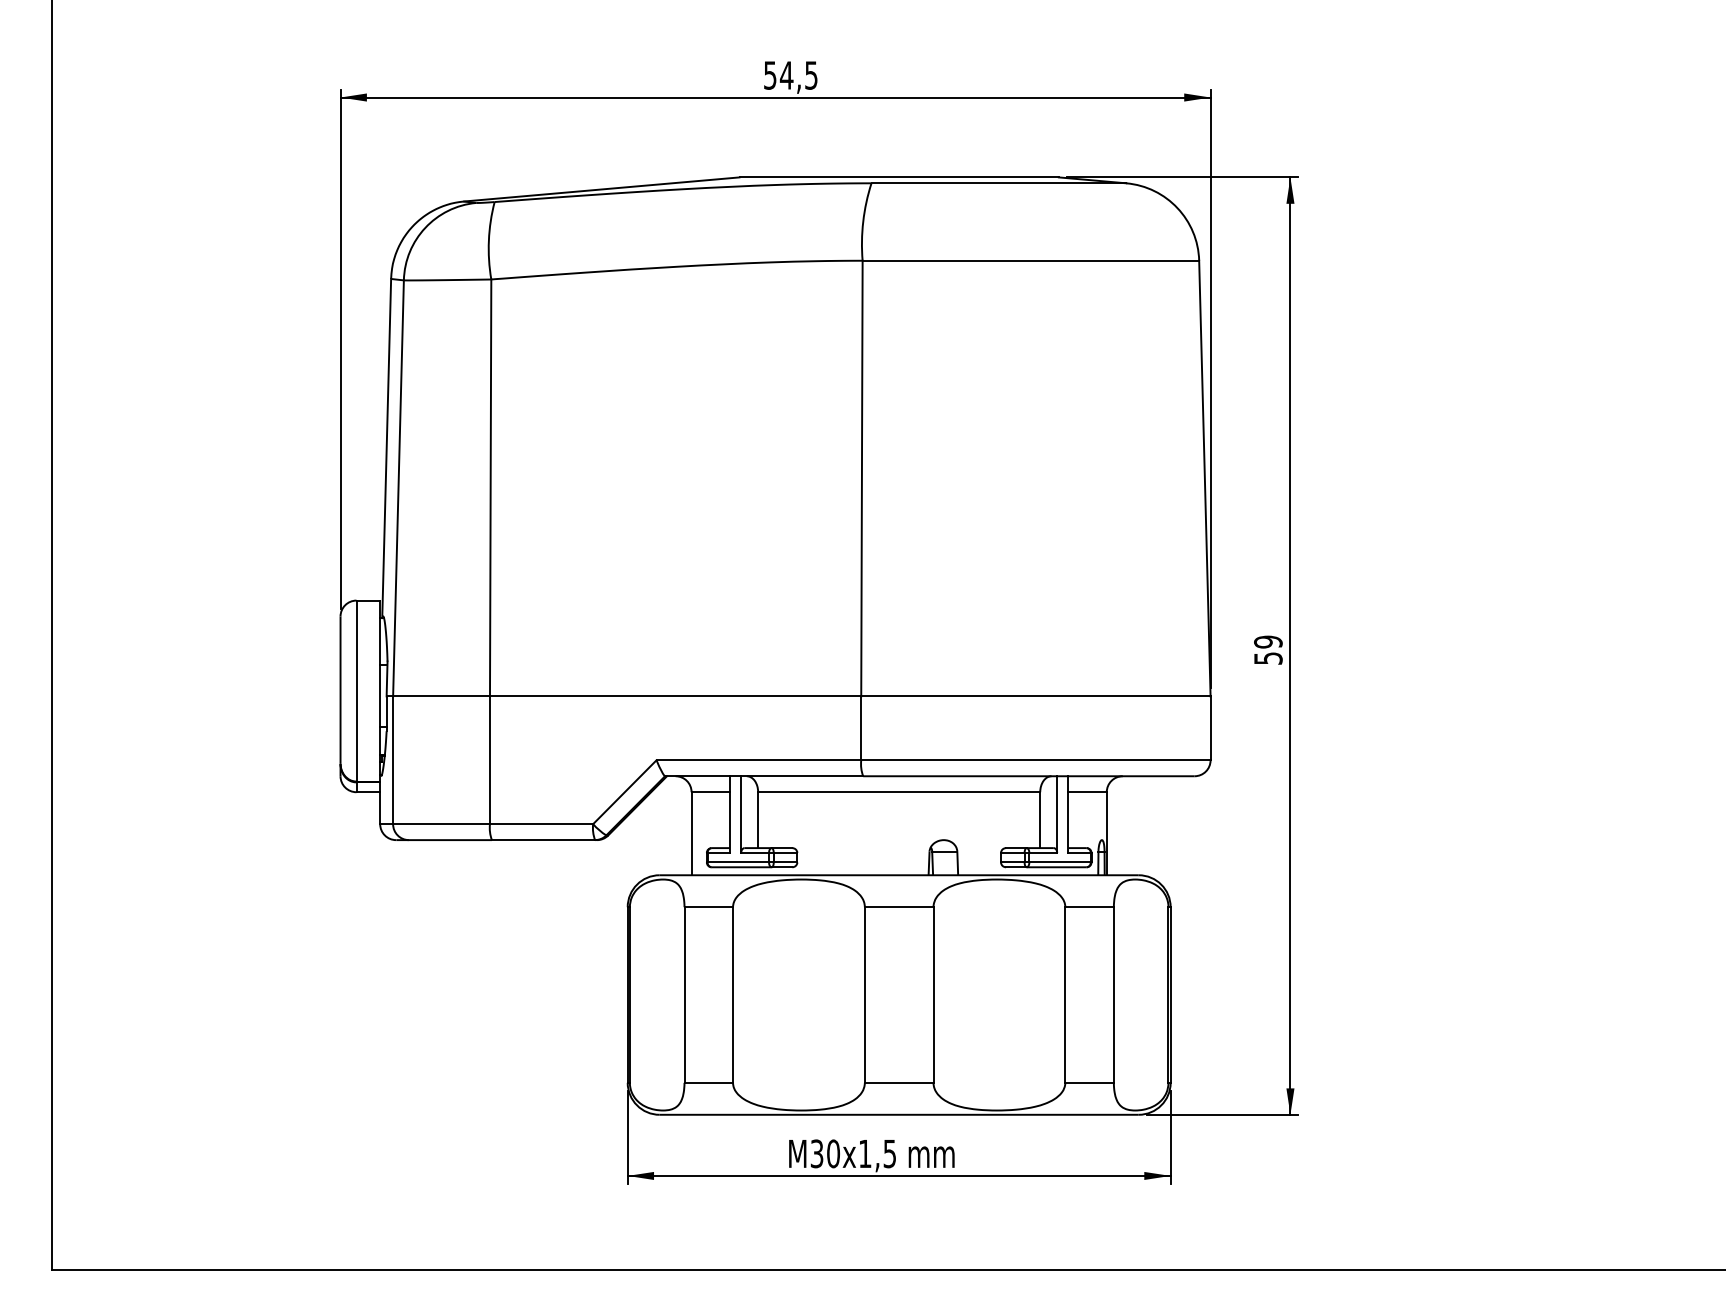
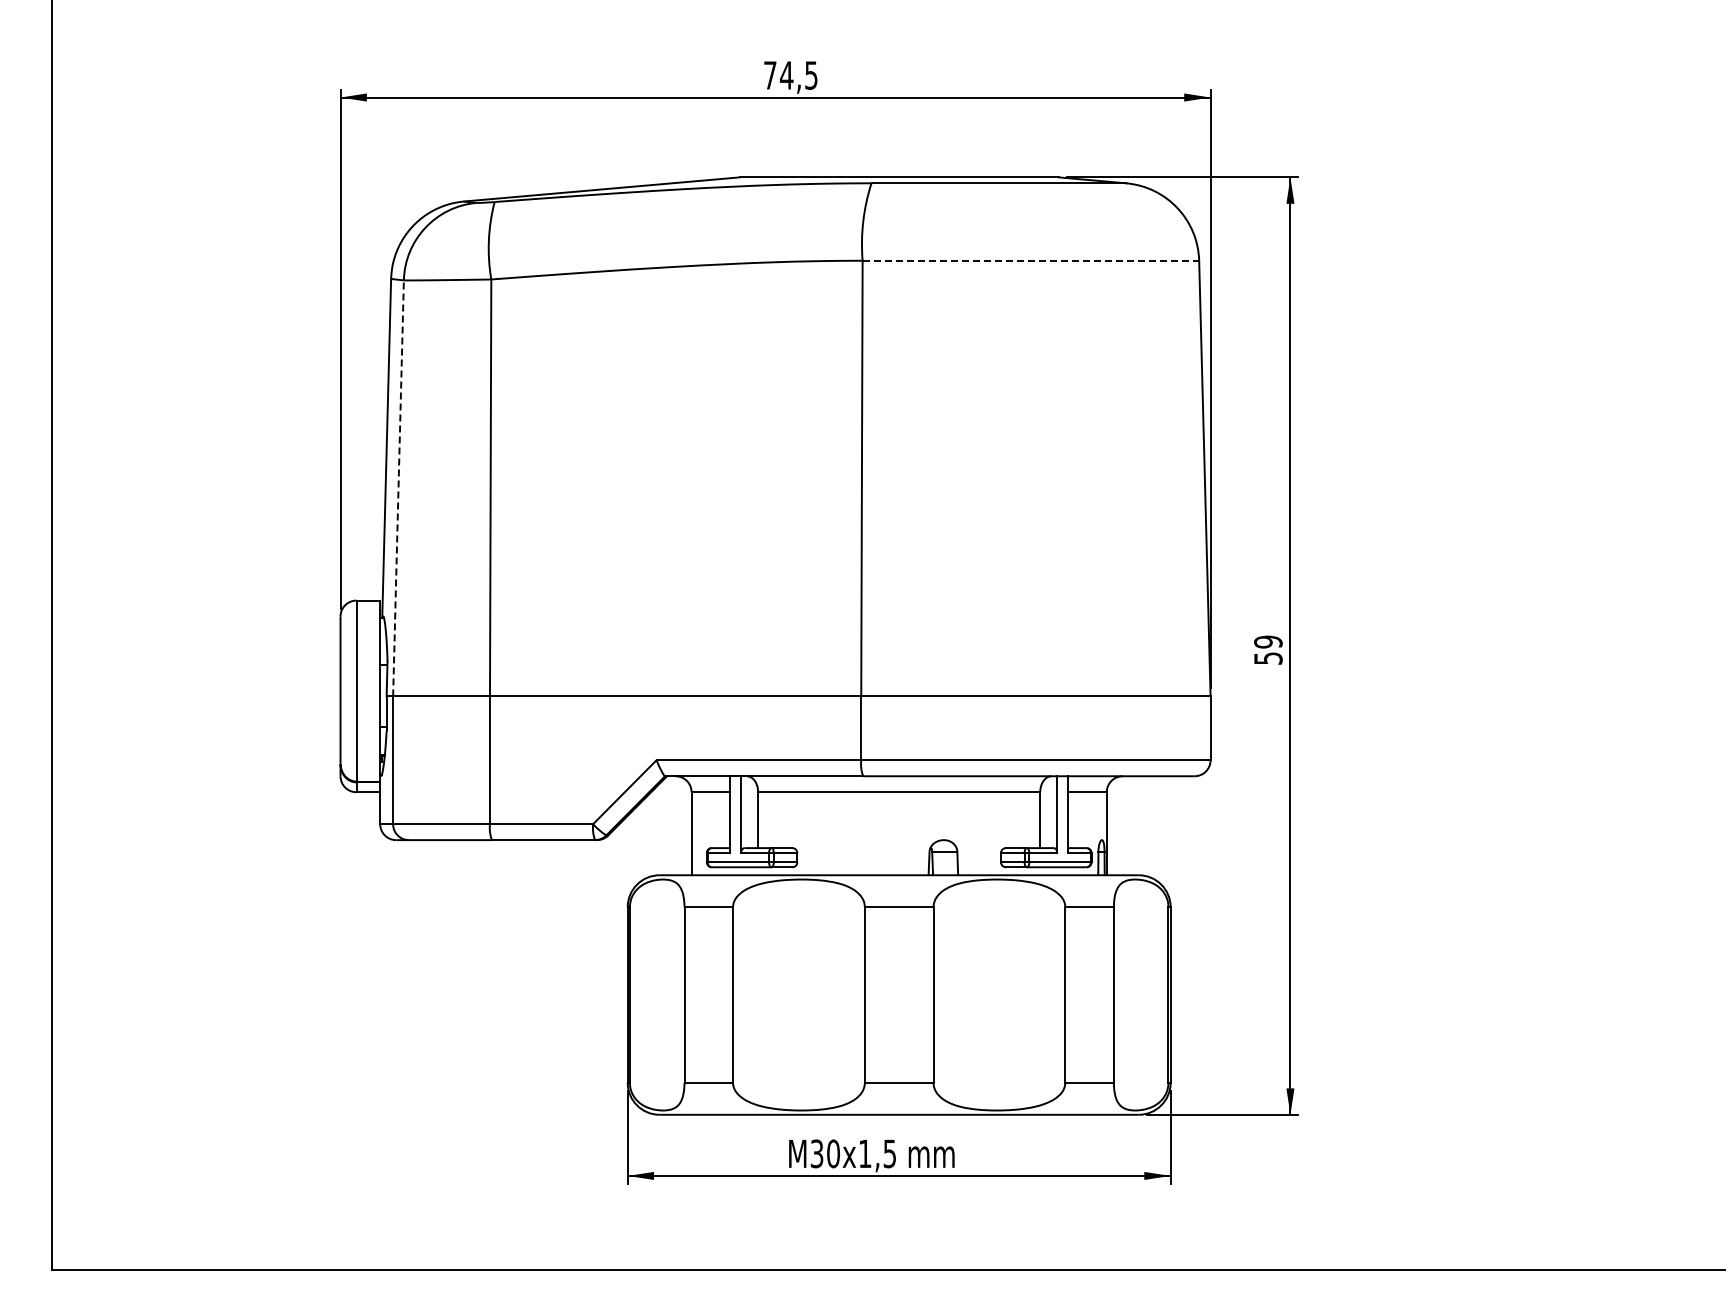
text: 54,5 -> 74,5 (770, 75)
line: solid -> dashed (1031, 260)
line: solid -> dashed (398, 487)
